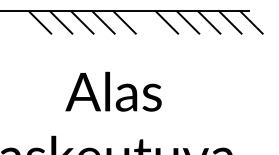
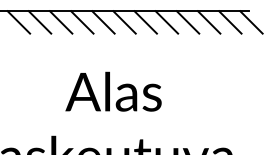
line: none -> present (18, 22)
line: none -> present (145, 22)
